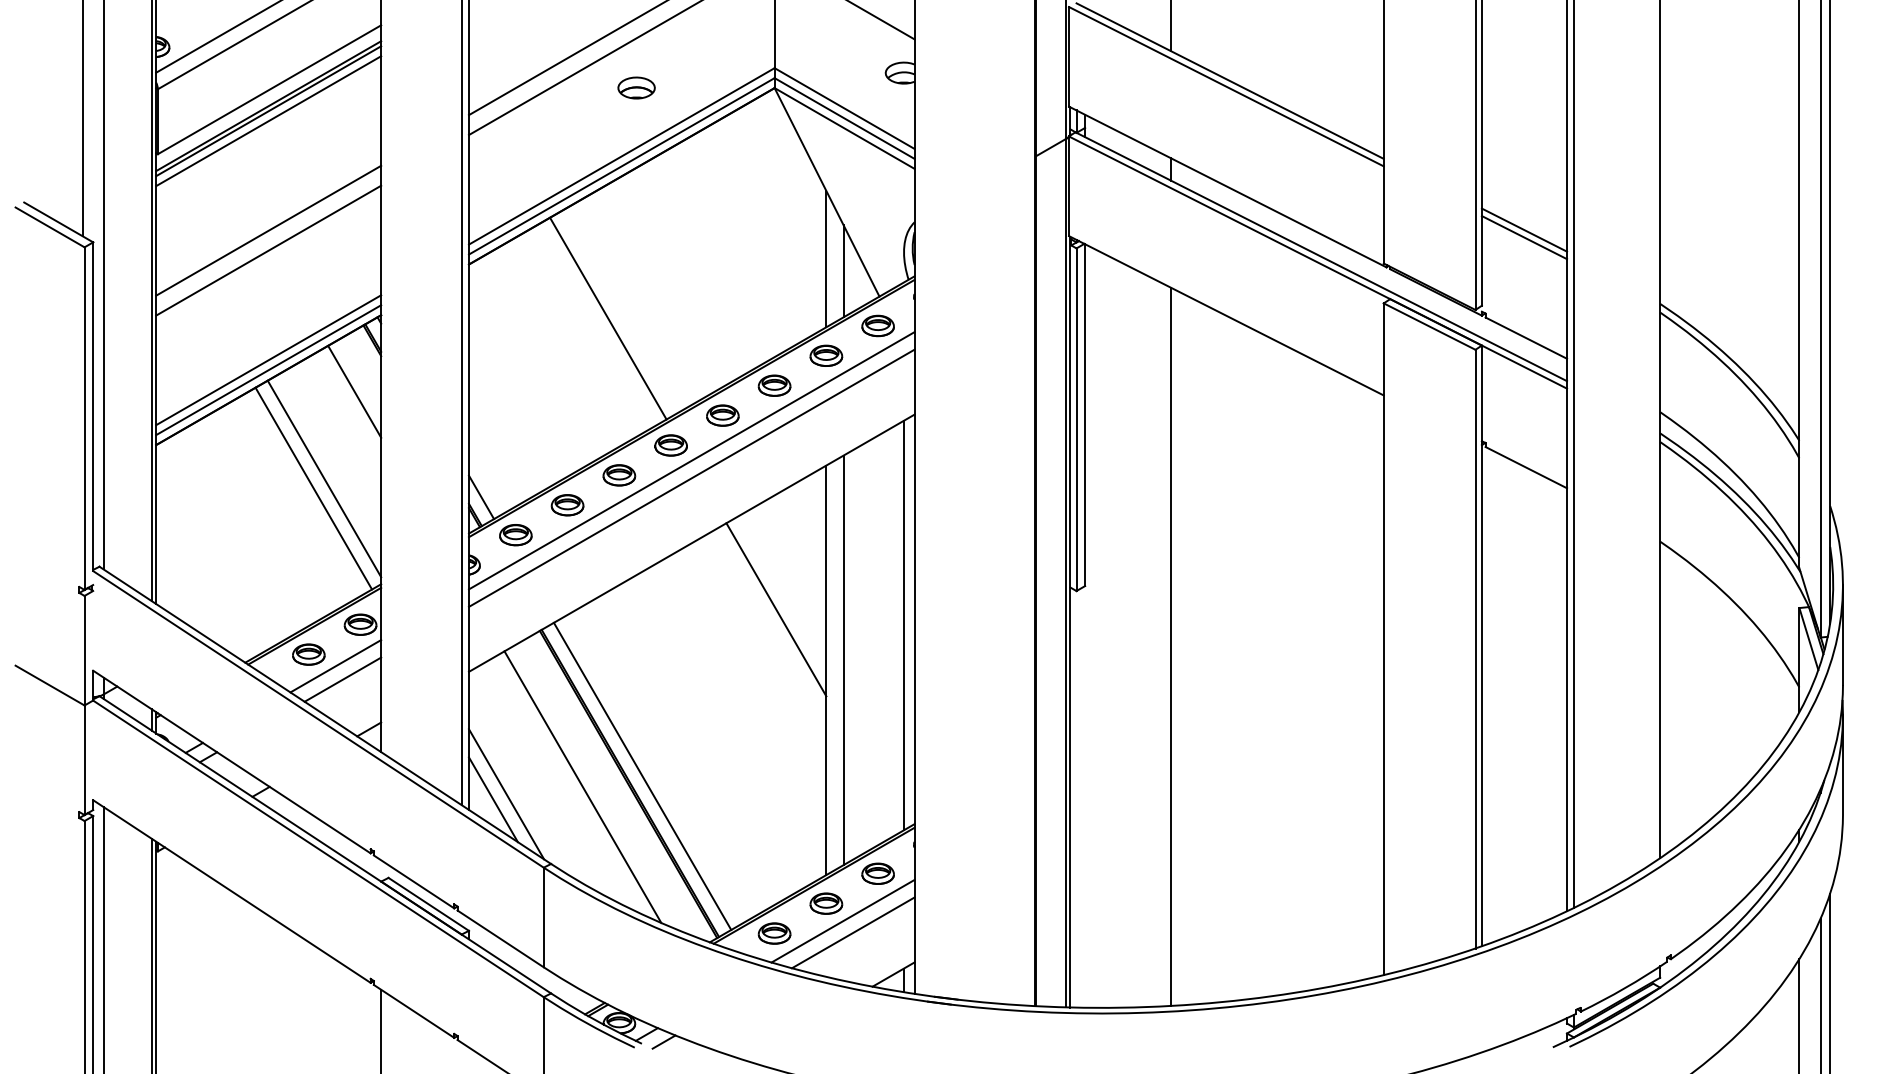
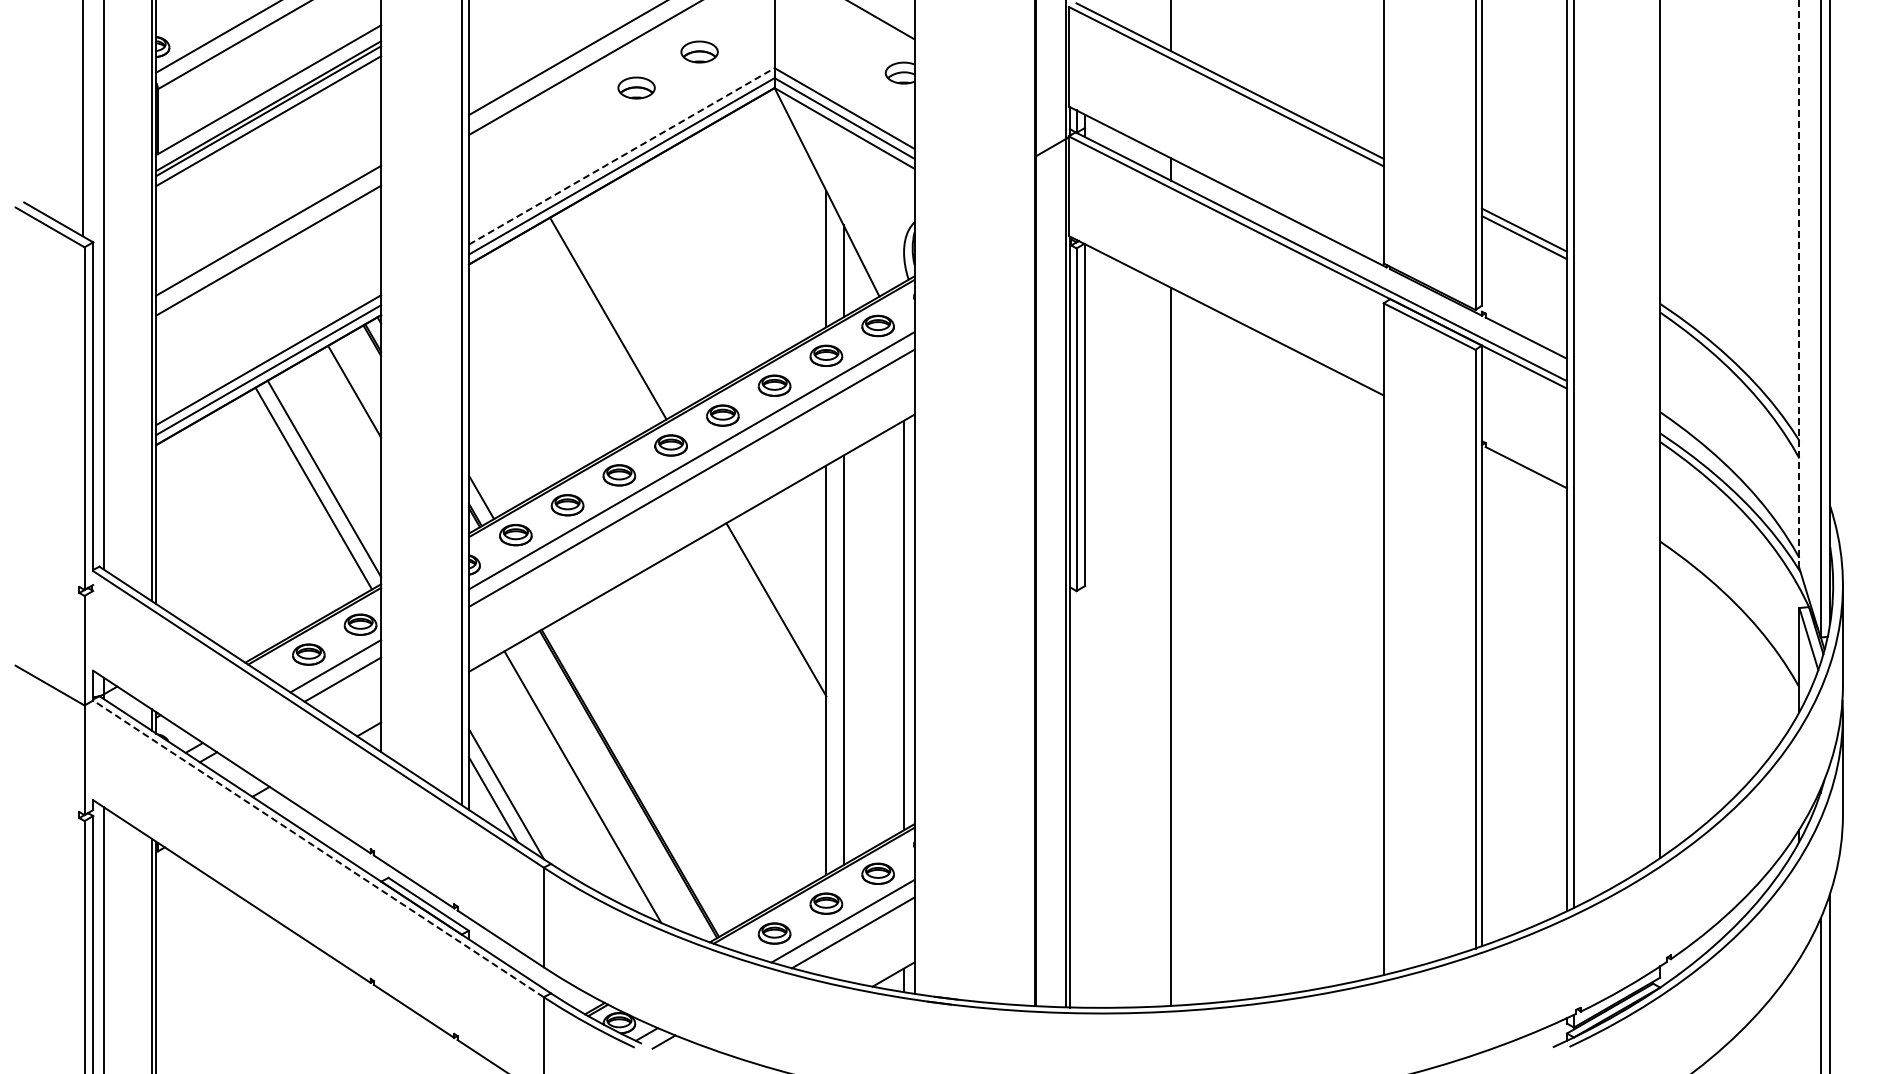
part: none -> present (699, 51)
line: solid -> dashed (622, 156)
line: solid -> dashed (1799, 284)
line: present -> none (642, 775)
line: solid -> dashed (318, 848)
line: present -> none (1799, 1014)
line: present -> none (381, 1029)
